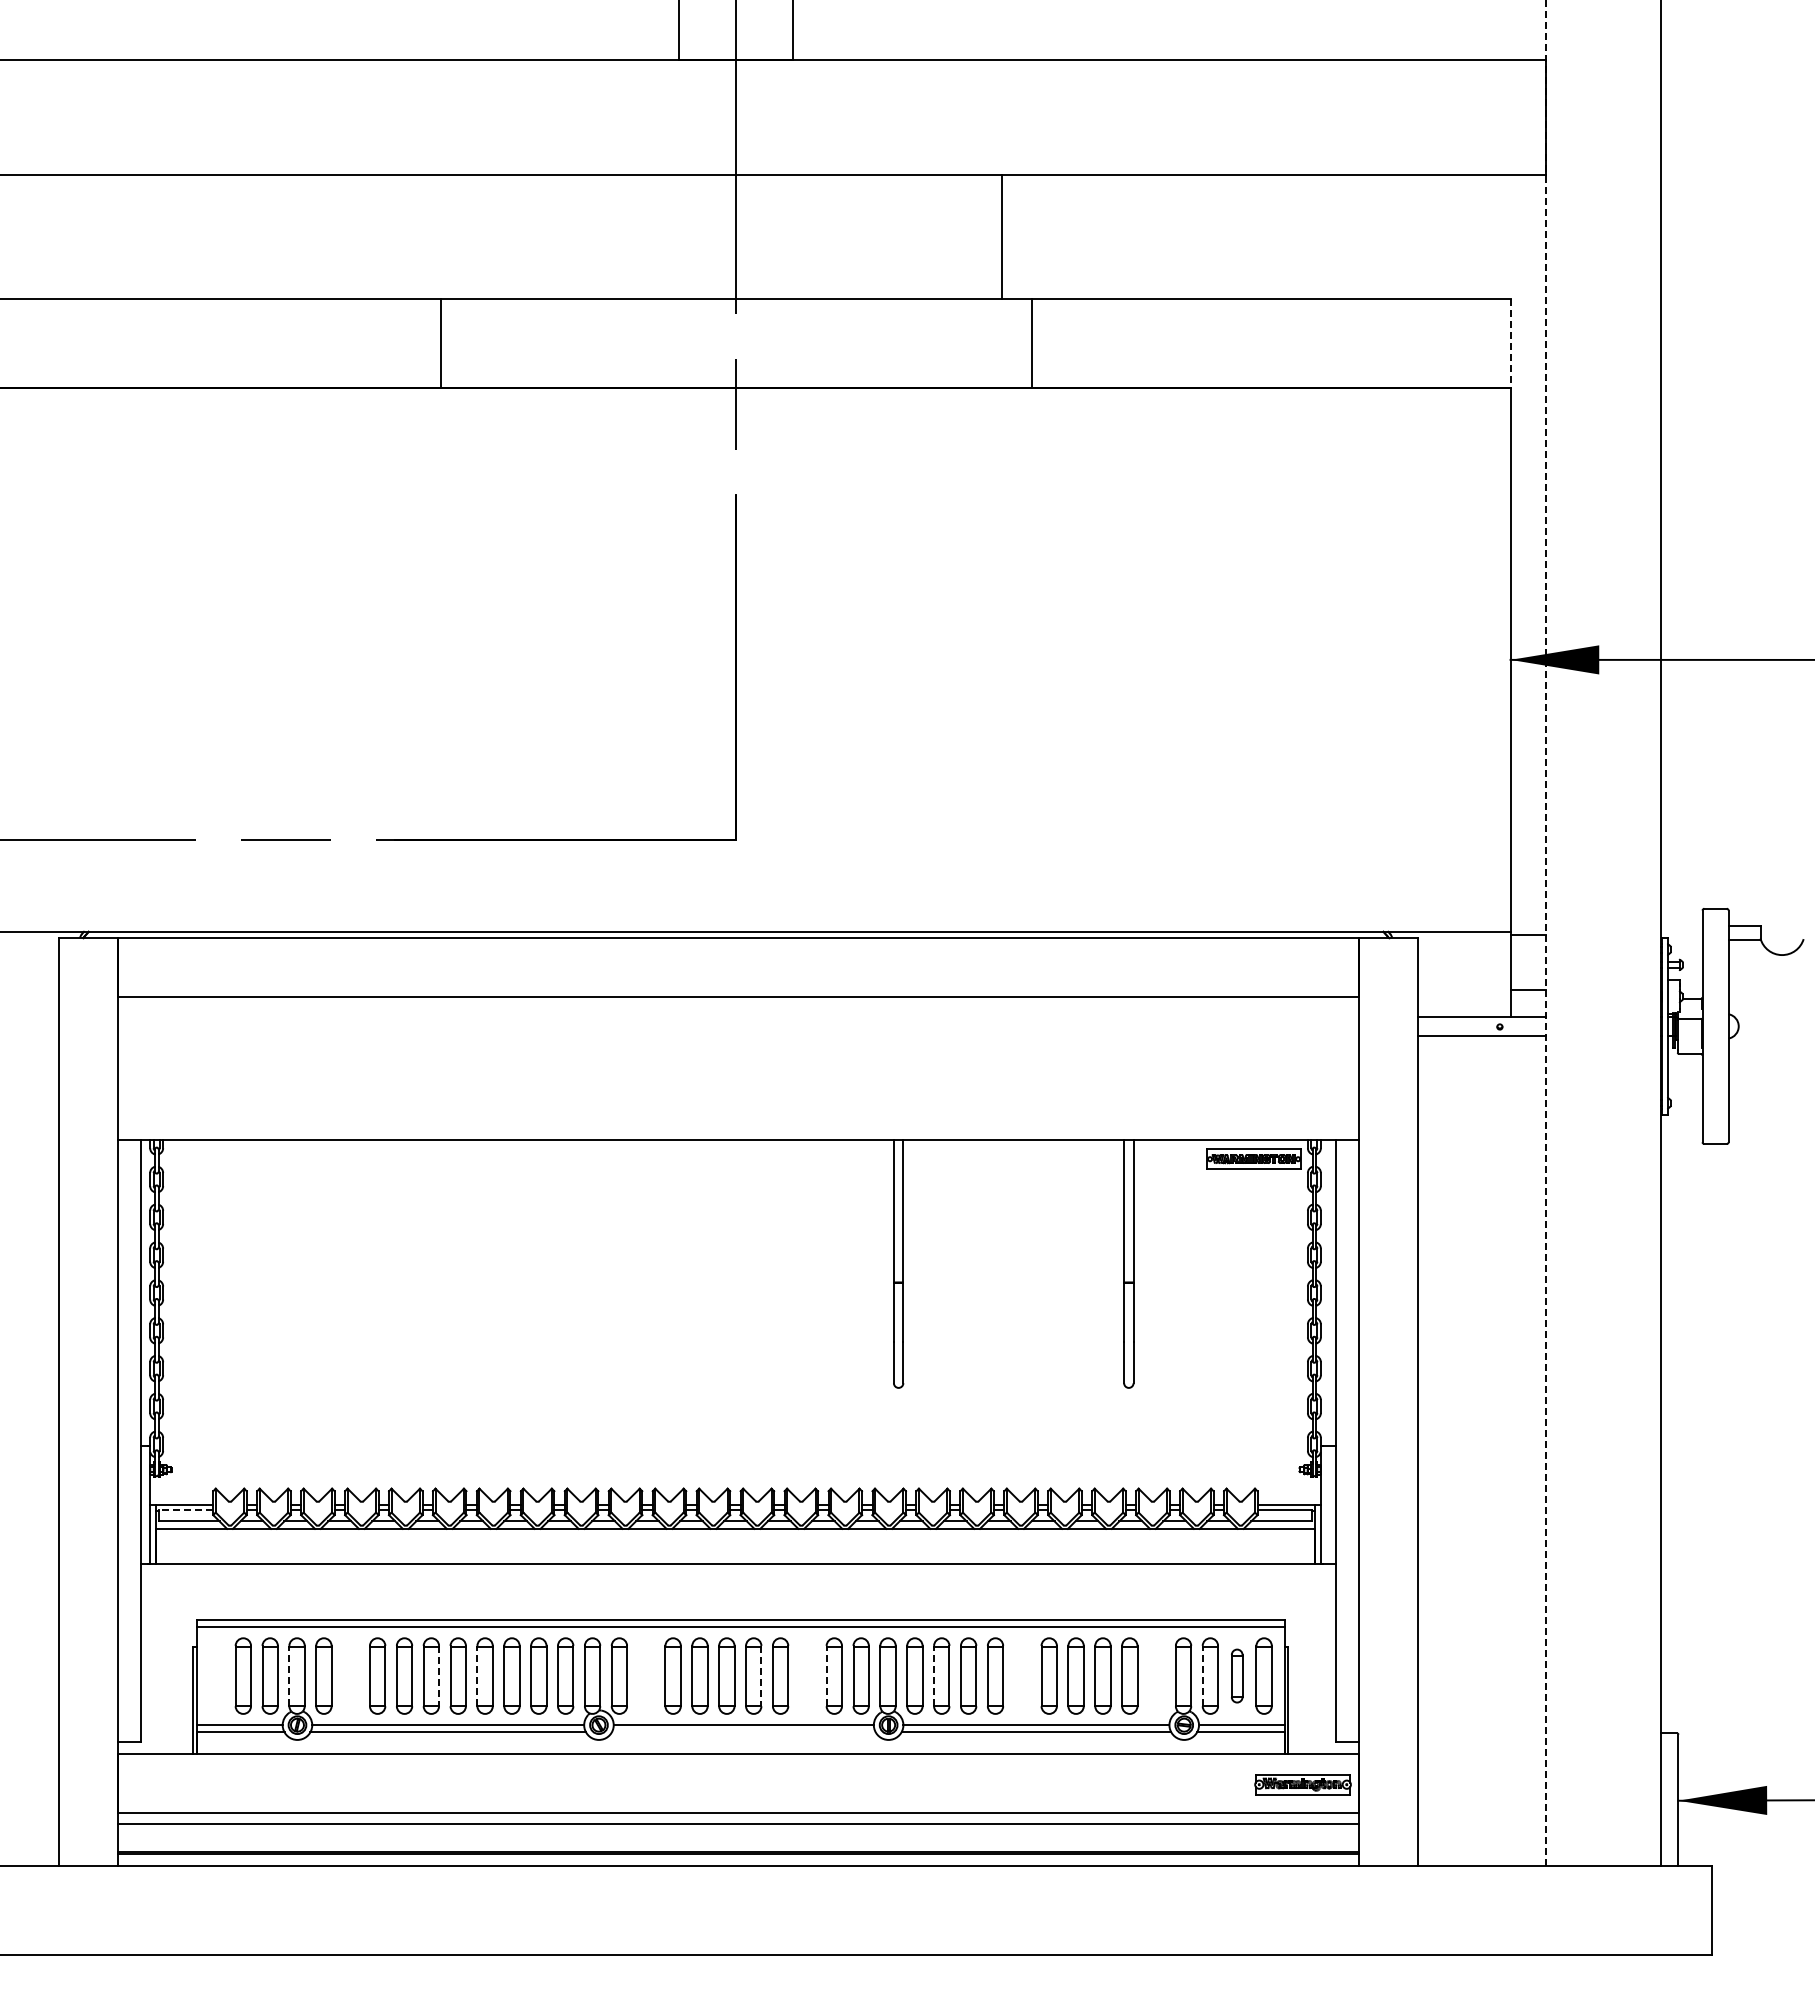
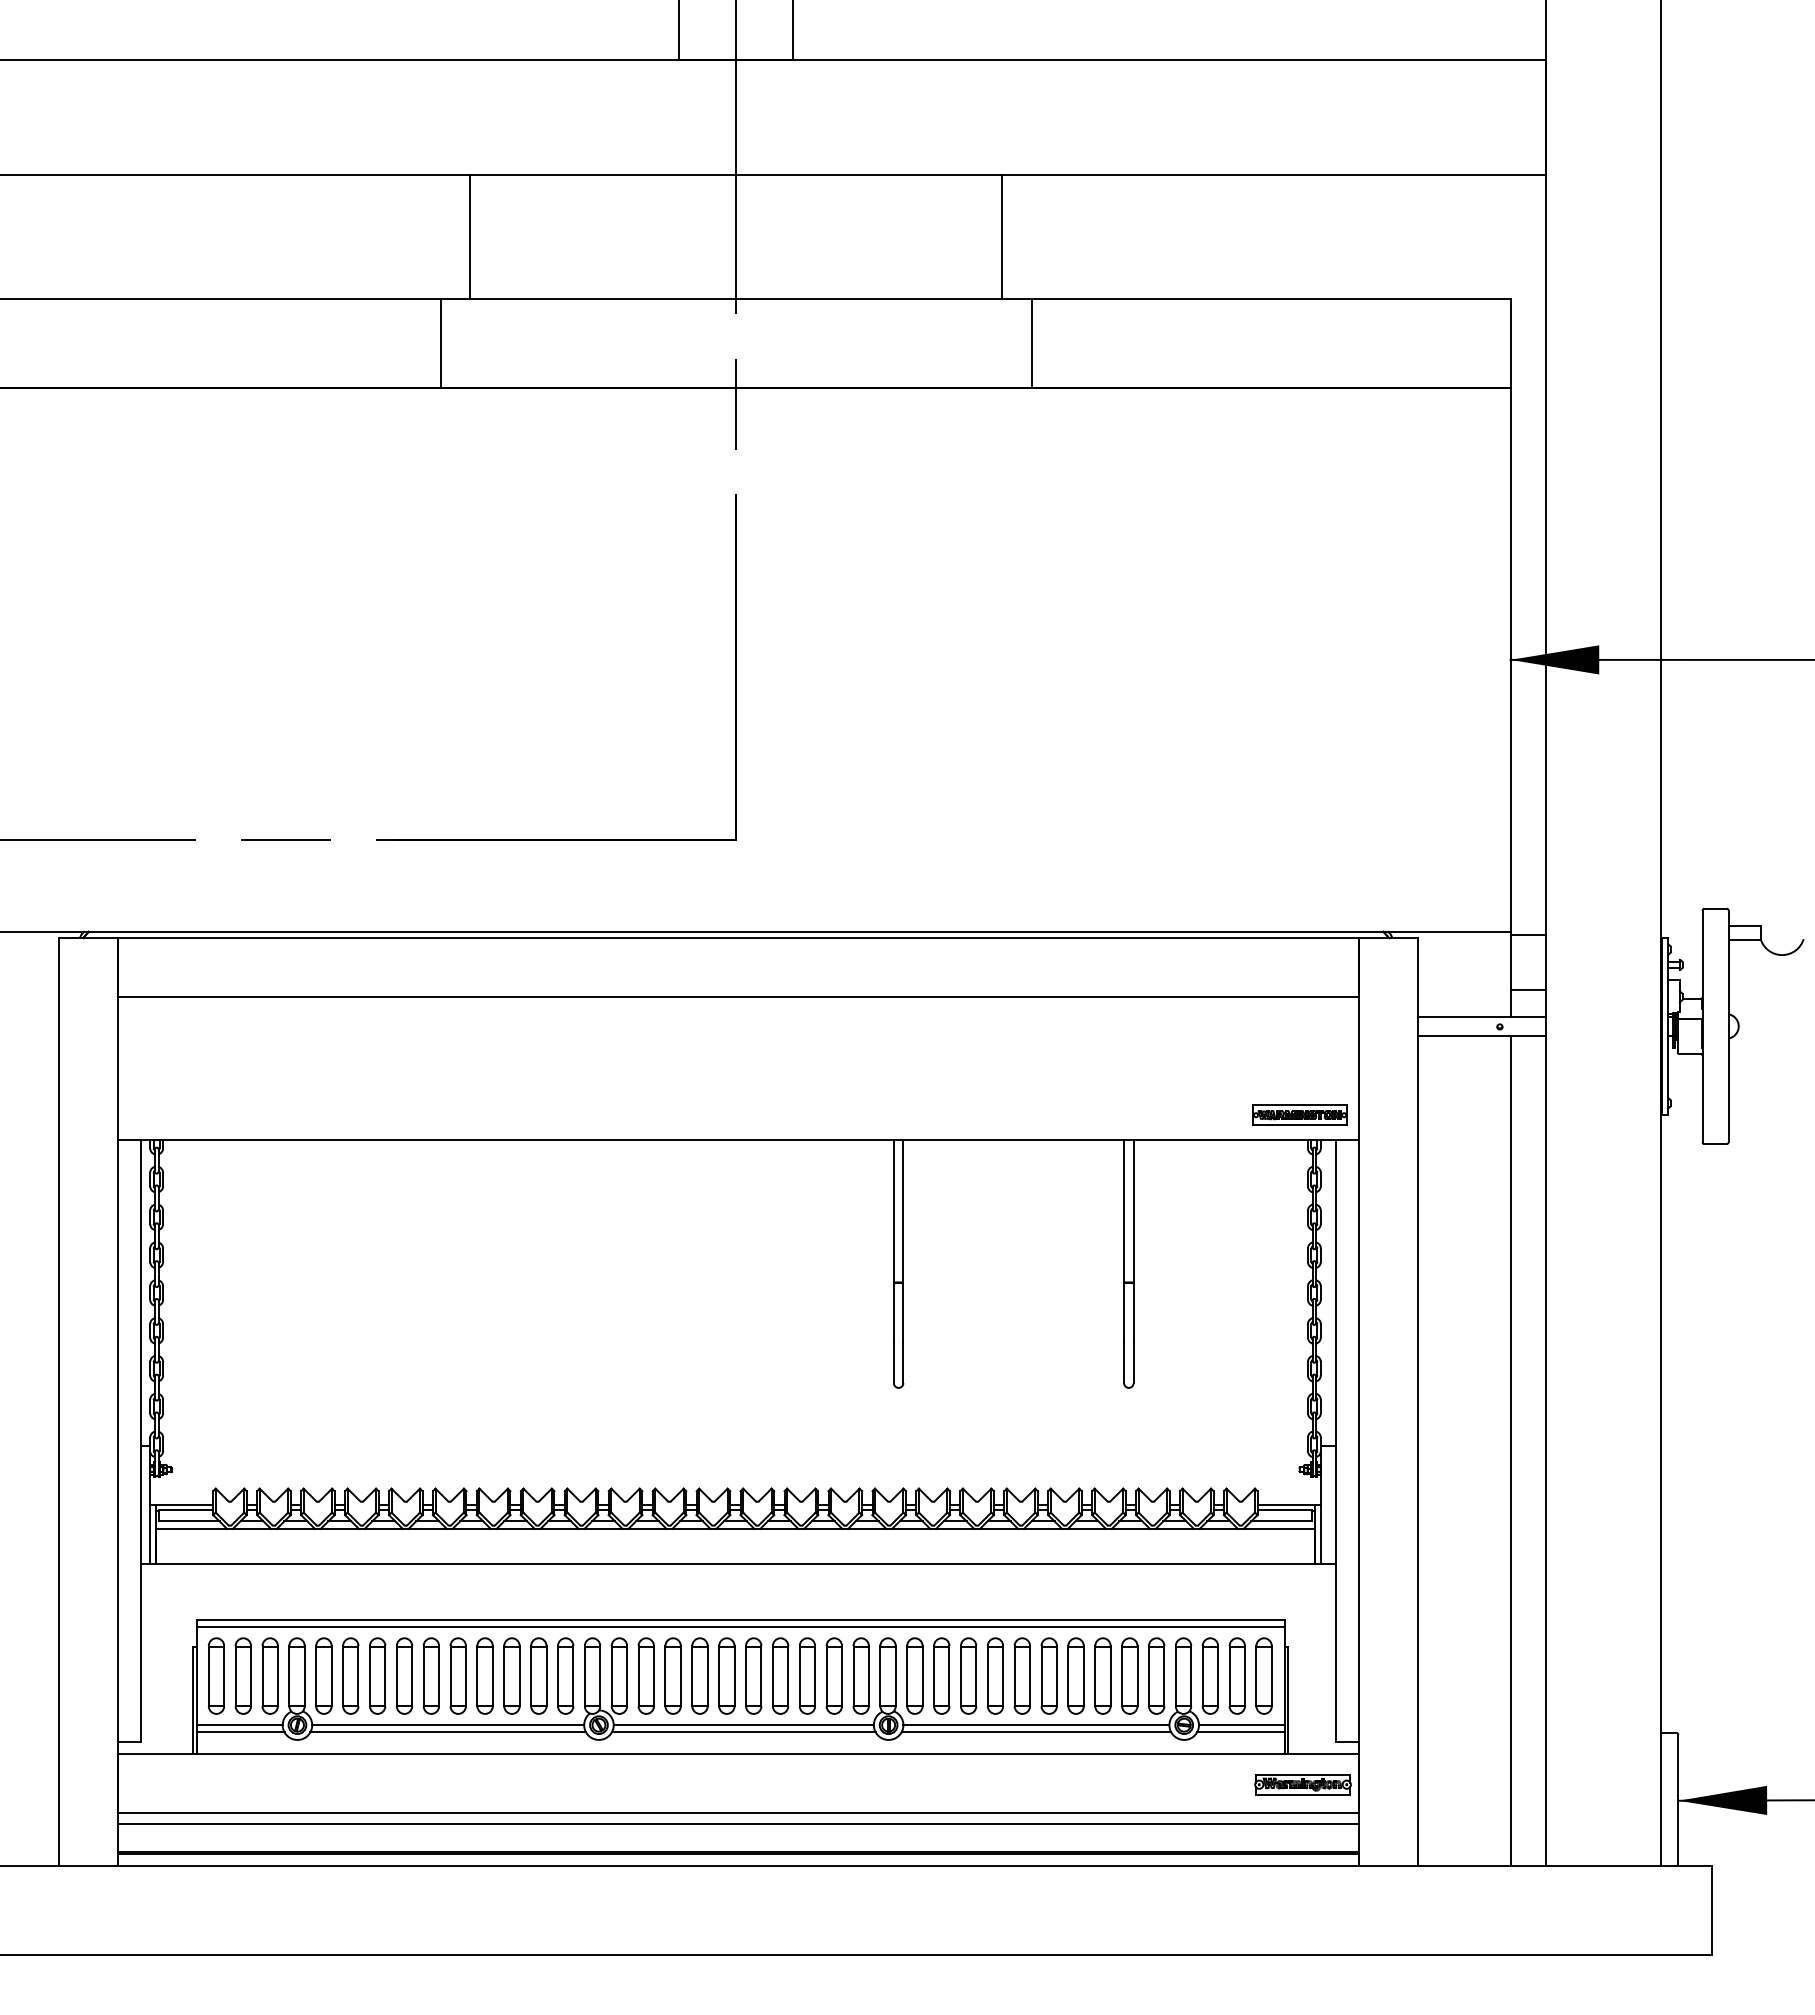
line: none -> present (470, 237)
line: dashed -> solid (1510, 344)
line: dashed -> solid (1546, 932)
part position: (1253, 1158) -> (1299, 1114) (1299, 1114)
line: none -> present (1510, 1450)
line: dashed -> solid (185, 1509)
part: none -> present (216, 1675)
line: dashed -> solid (289, 1675)
part: none -> present (350, 1675)
line: dashed -> solid (477, 1675)
part: none -> present (645, 1675)
part: none -> present (806, 1675)
line: dashed -> solid (826, 1675)
line: dashed -> solid (934, 1675)
part: none -> present (1021, 1675)
part: none -> present (1156, 1675)
line: dashed -> solid (1202, 1675)
part size: 13x56 px -> 18x78 px (1236, 1675)
line: dashed -> solid (439, 1676)
line: dashed -> solid (761, 1676)
line: none -> present (743, 1732)
